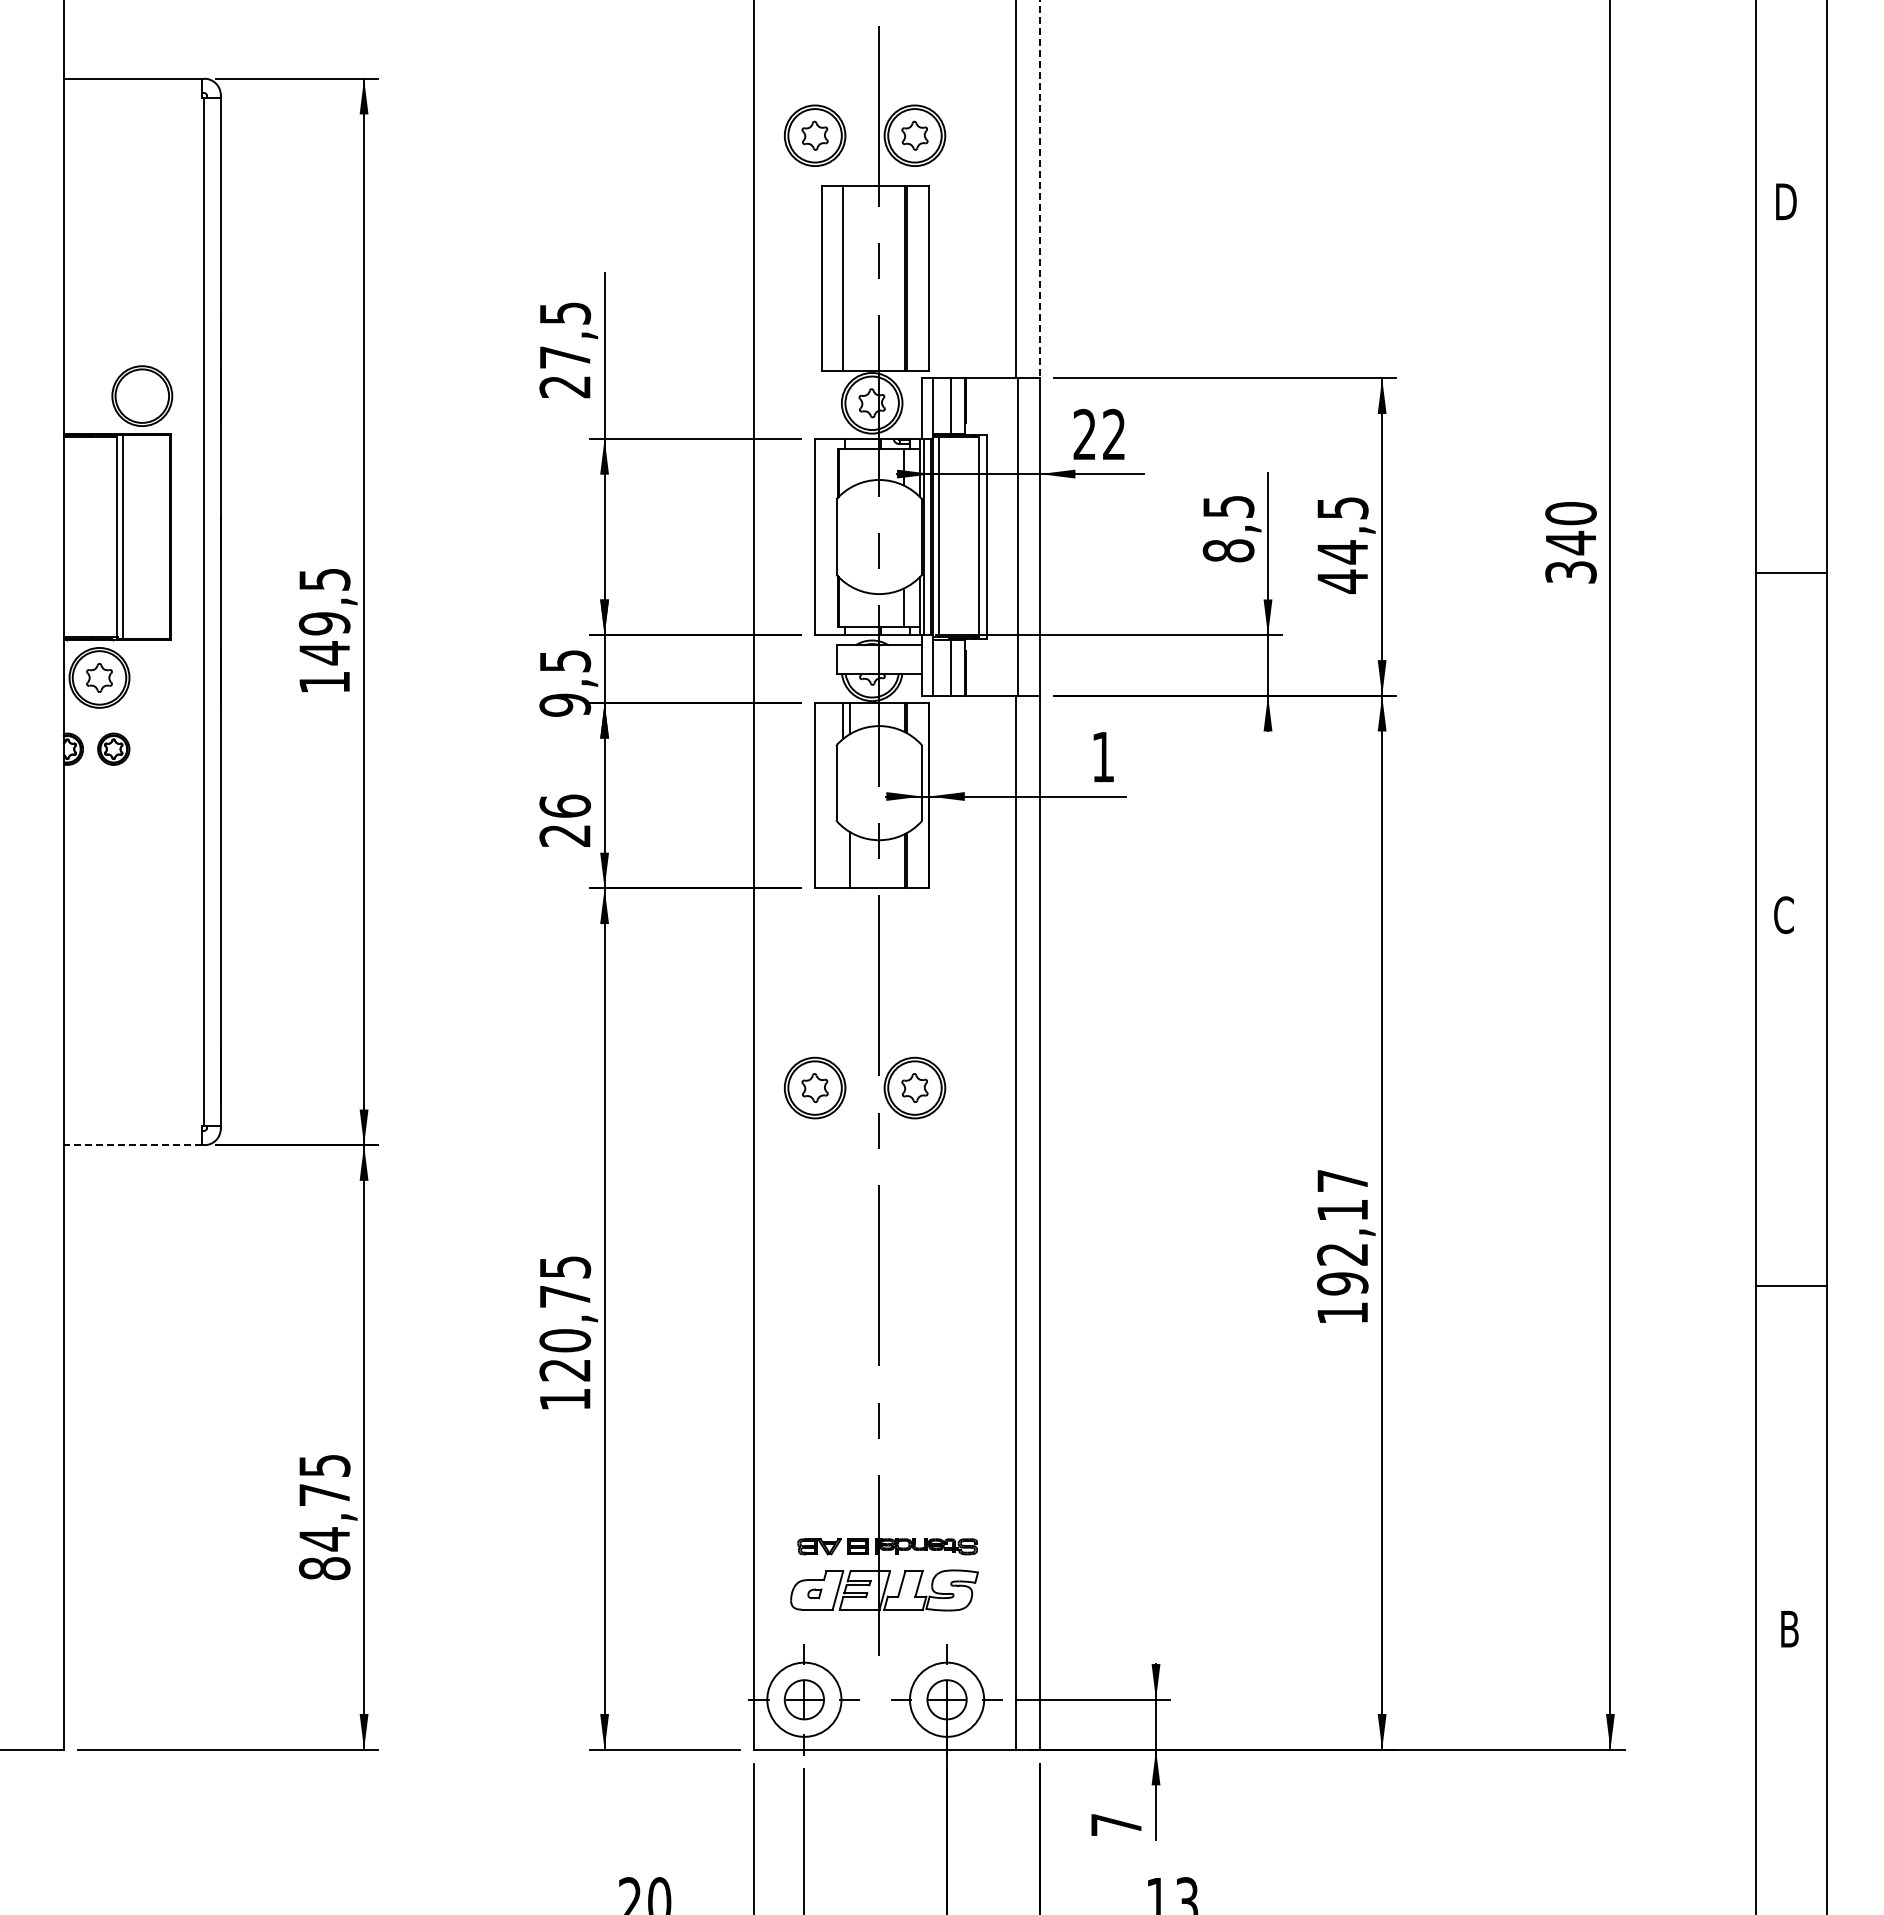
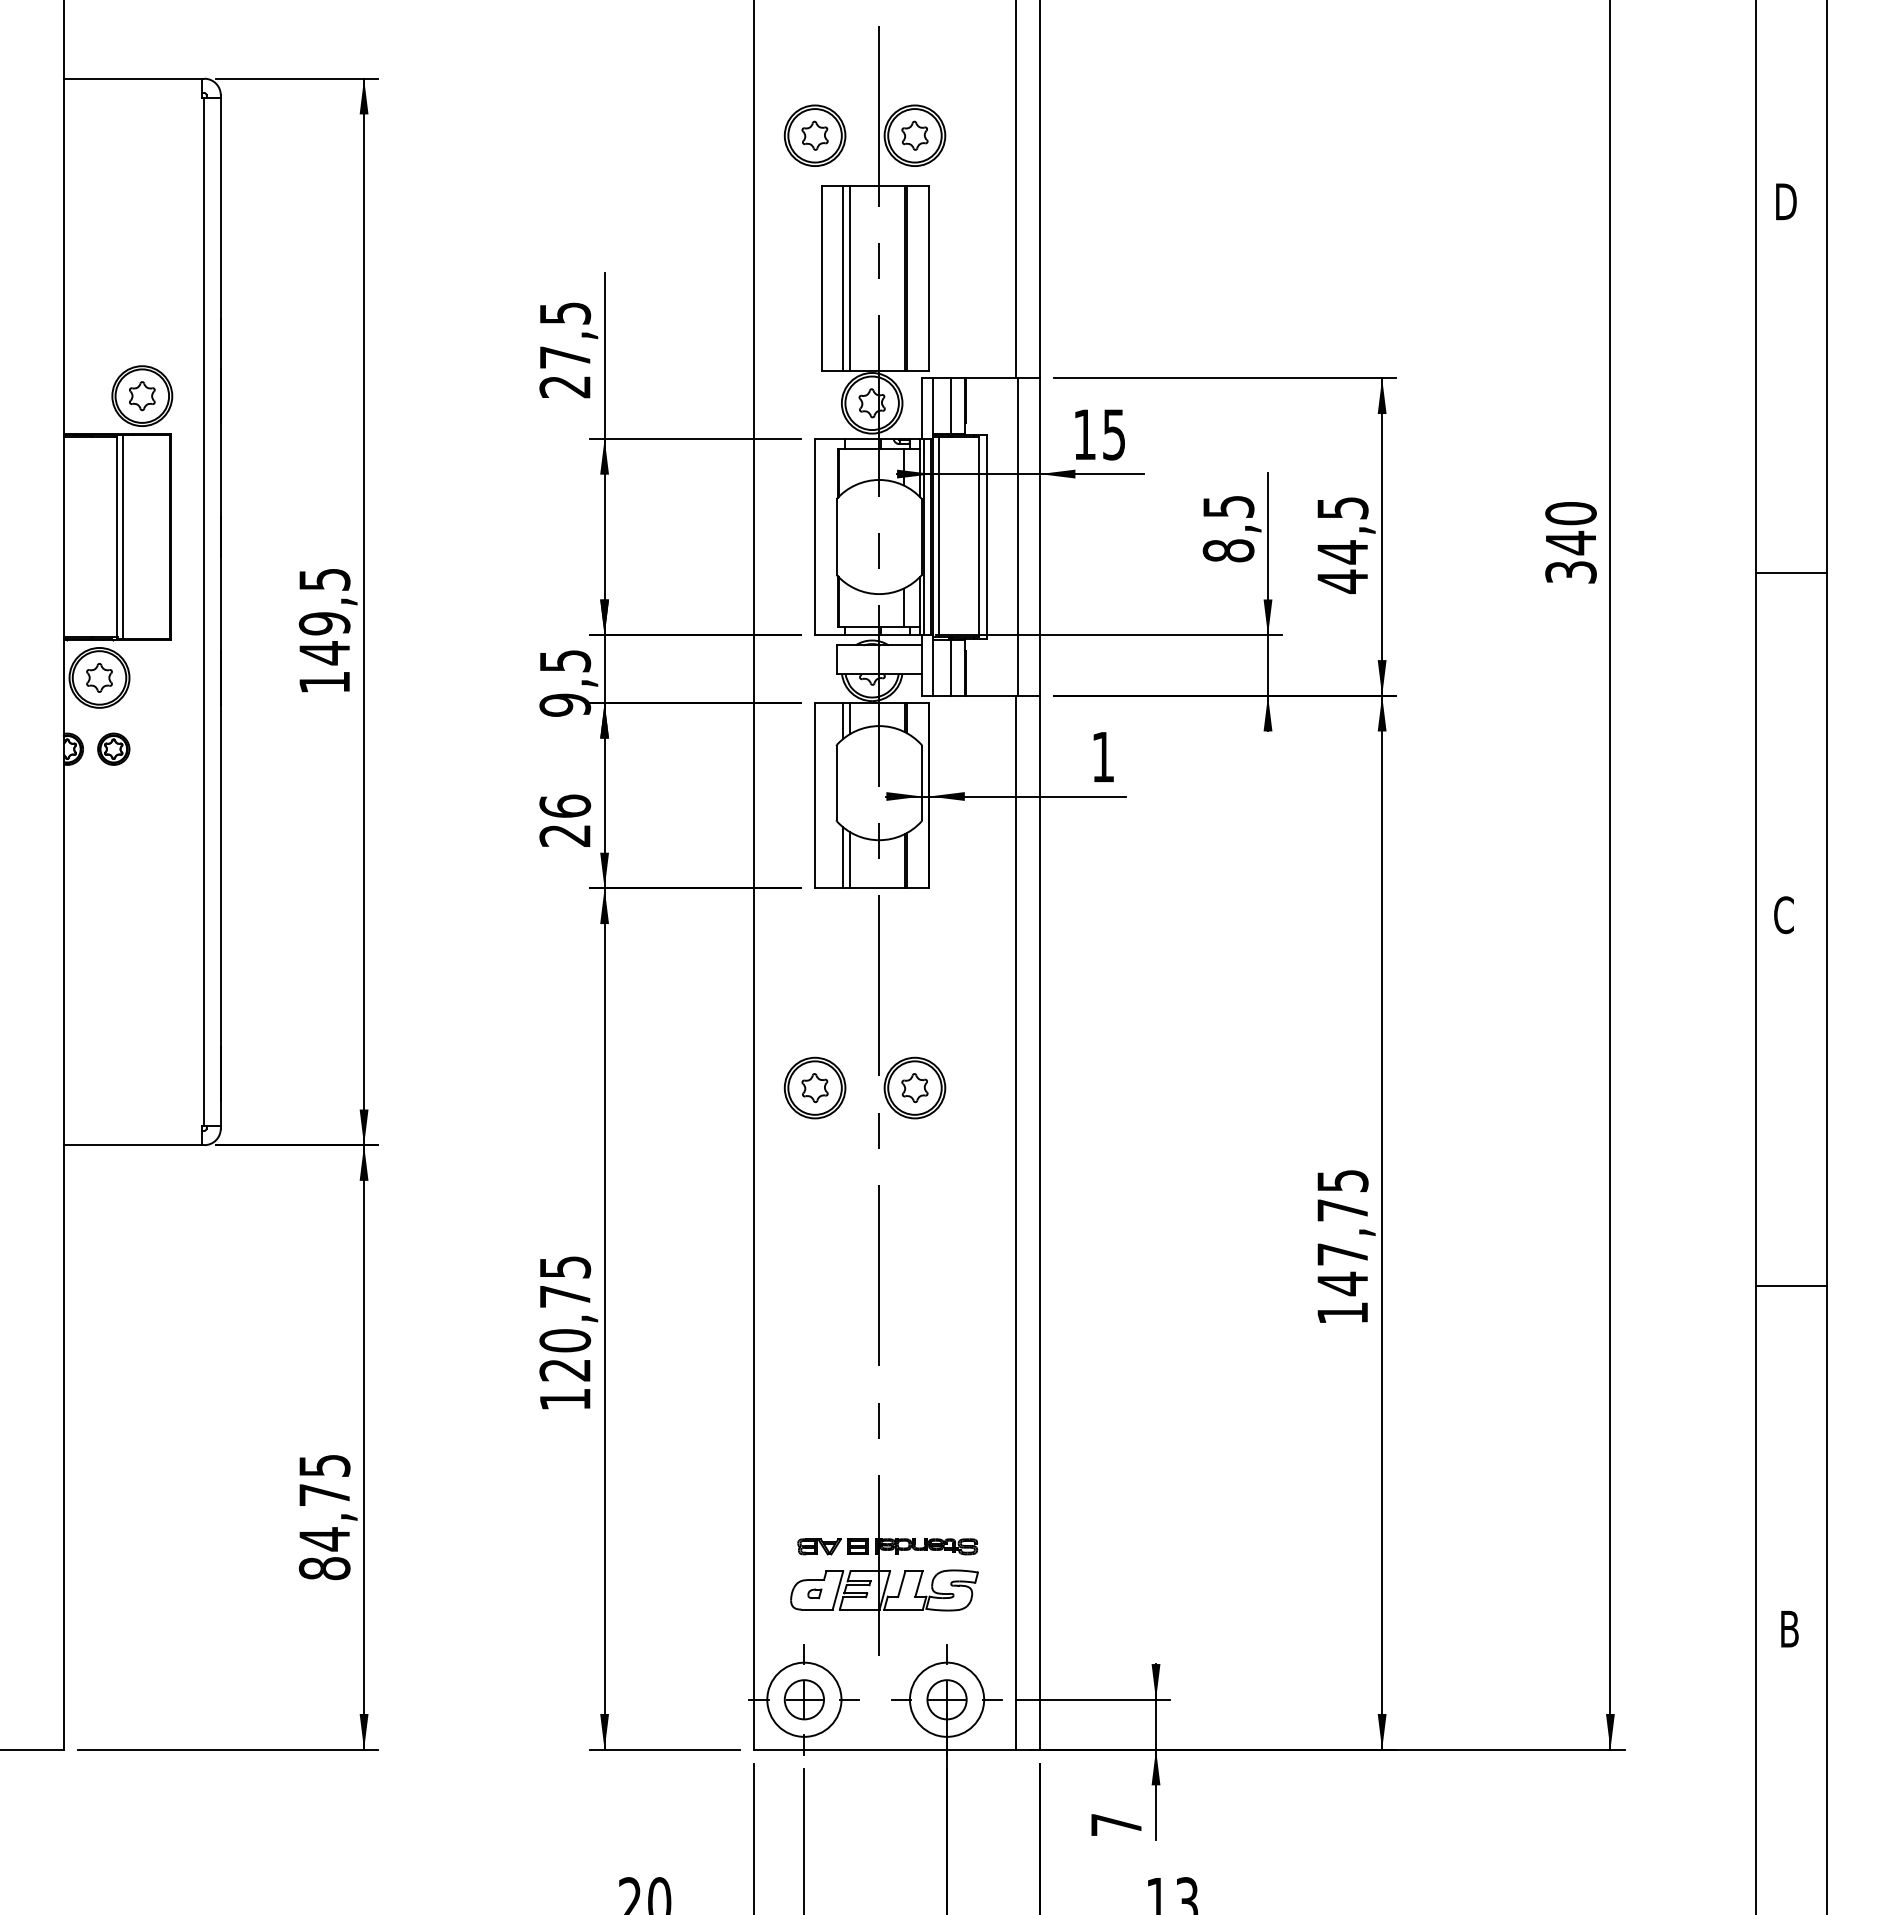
line: dashed -> solid (1039, 189)
line: none -> present (849, 278)
part: none -> present (142, 396)
text: 22 -> 15 (1098, 434)
line: none -> present (843, 857)
line: dashed -> solid (132, 1145)
text: 192,17 -> 147,75 (1342, 1233)
